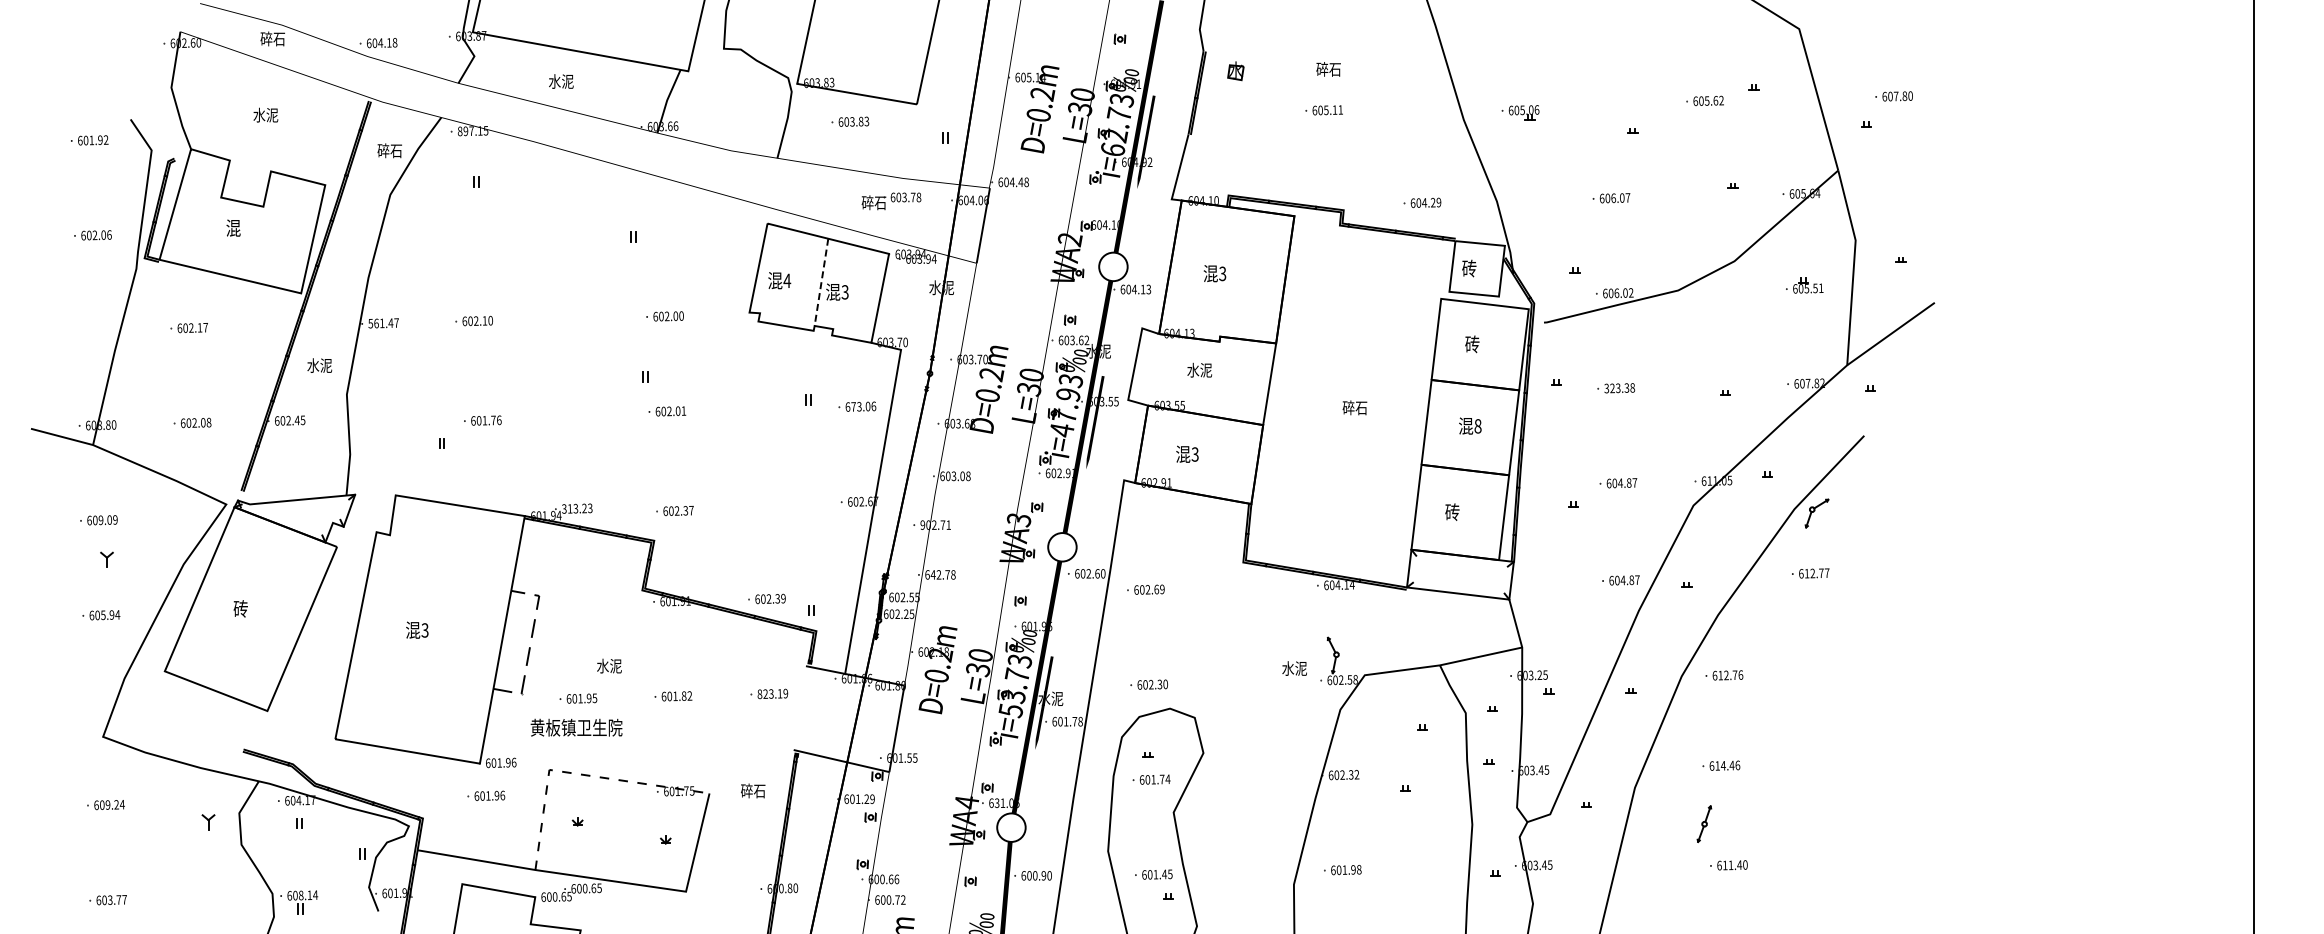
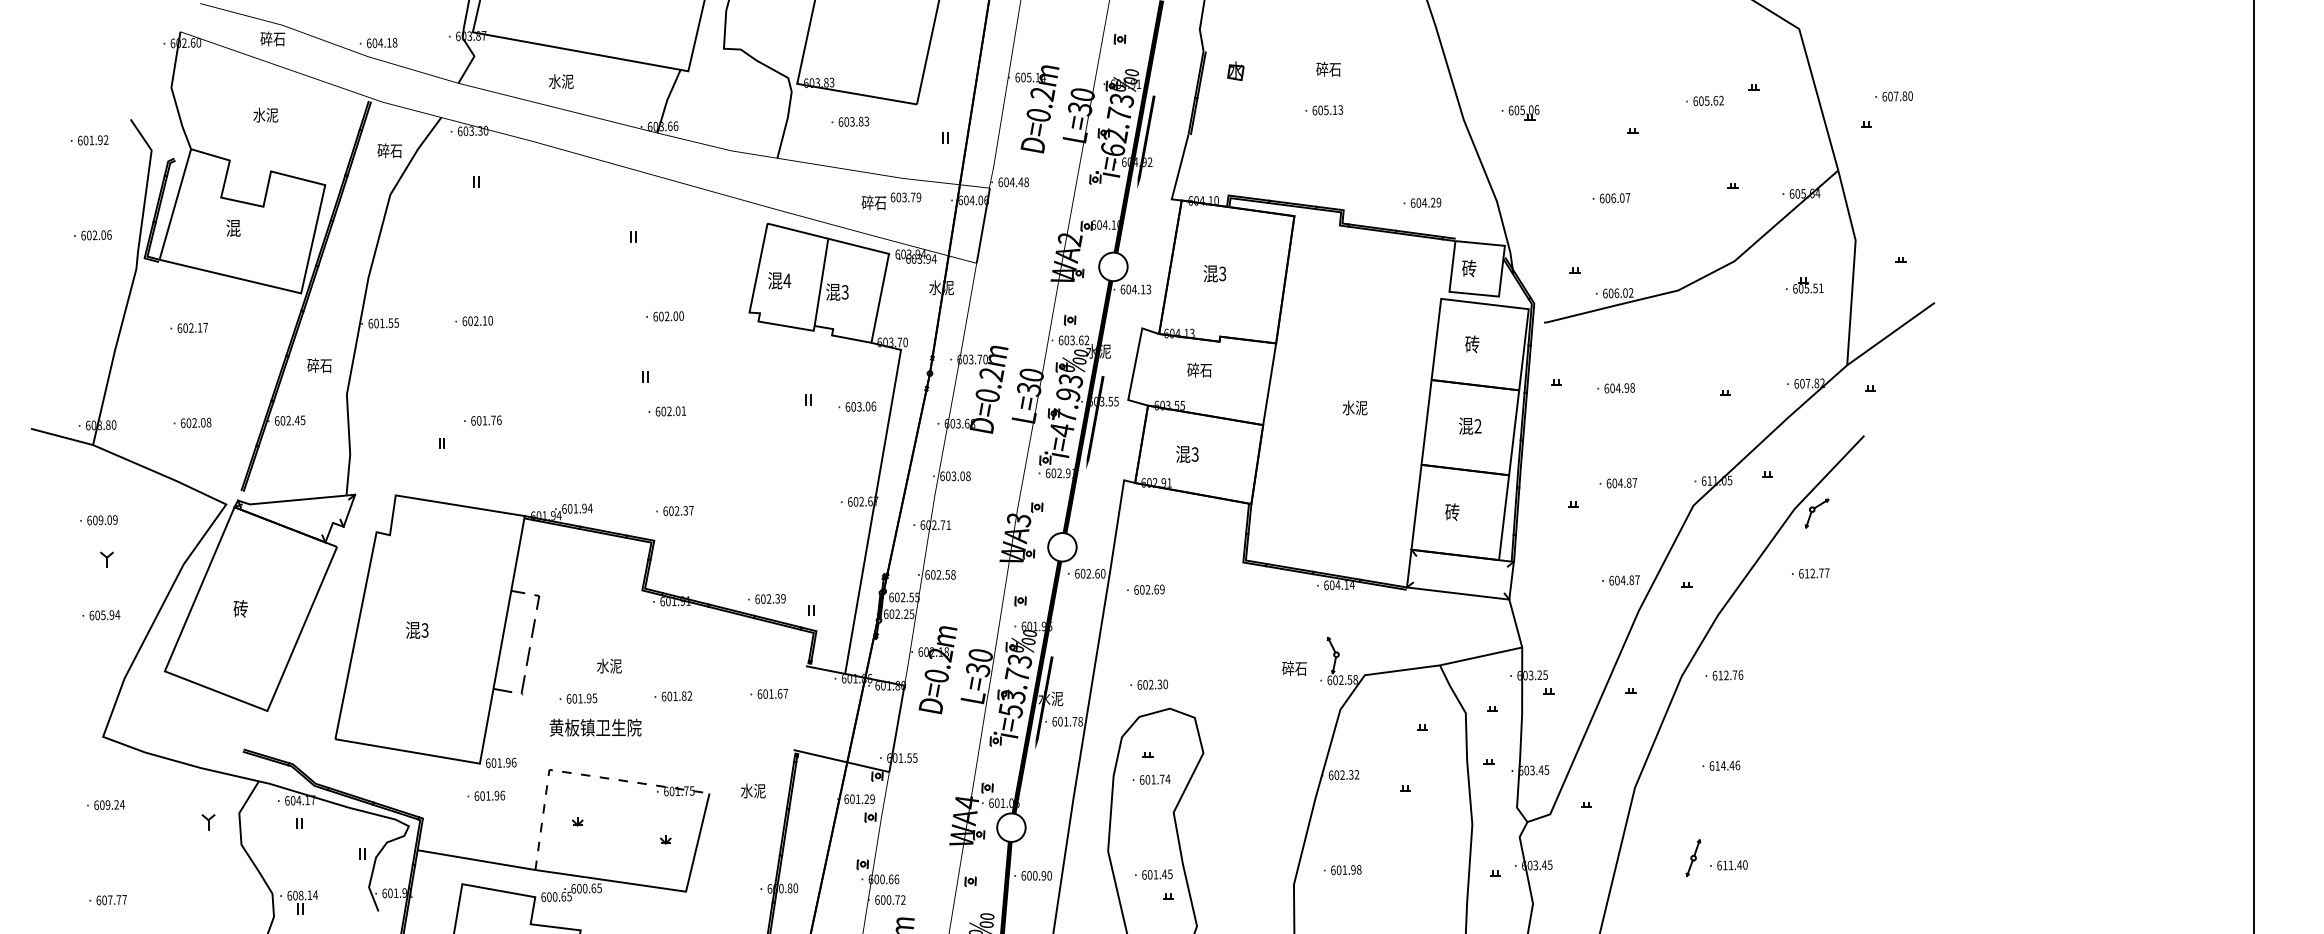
text: 605.11 -> 605.13 (1340, 109)
text: 897.15 -> 603.30 (472, 131)
text: 603.78 -> 603.79 (918, 197)
line: dashed -> solid (821, 282)
text: 561.47 -> 601.55 (383, 323)
text: 水泥 -> 碎石 (319, 365)
text: 水泥 -> 碎石 (1199, 369)
text: 323.38 -> 604.98 (1616, 388)
text: 673.06 -> 603.06 (853, 406)
text: 碎石 -> 水泥 (1354, 407)
text: 8 -> 2 (1477, 426)
text: 313.23 -> 601.94 (577, 508)
text: 902.71 -> 602.71 (922, 524)
text: 642.78 -> 602.58 (939, 574)
text: 水泥 -> 碎石 (1294, 668)
text: 823.19 -> 601.67 (772, 693)
text position: (576, 727) -> (595, 727) (595, 727)
text: 碎石 -> 水泥 (753, 790)
text: 631.05 -> 601.05 (996, 802)
part position: (1704, 824) -> (1693, 858) (1693, 858)
text: 603.77 -> 607.77 (110, 899)
